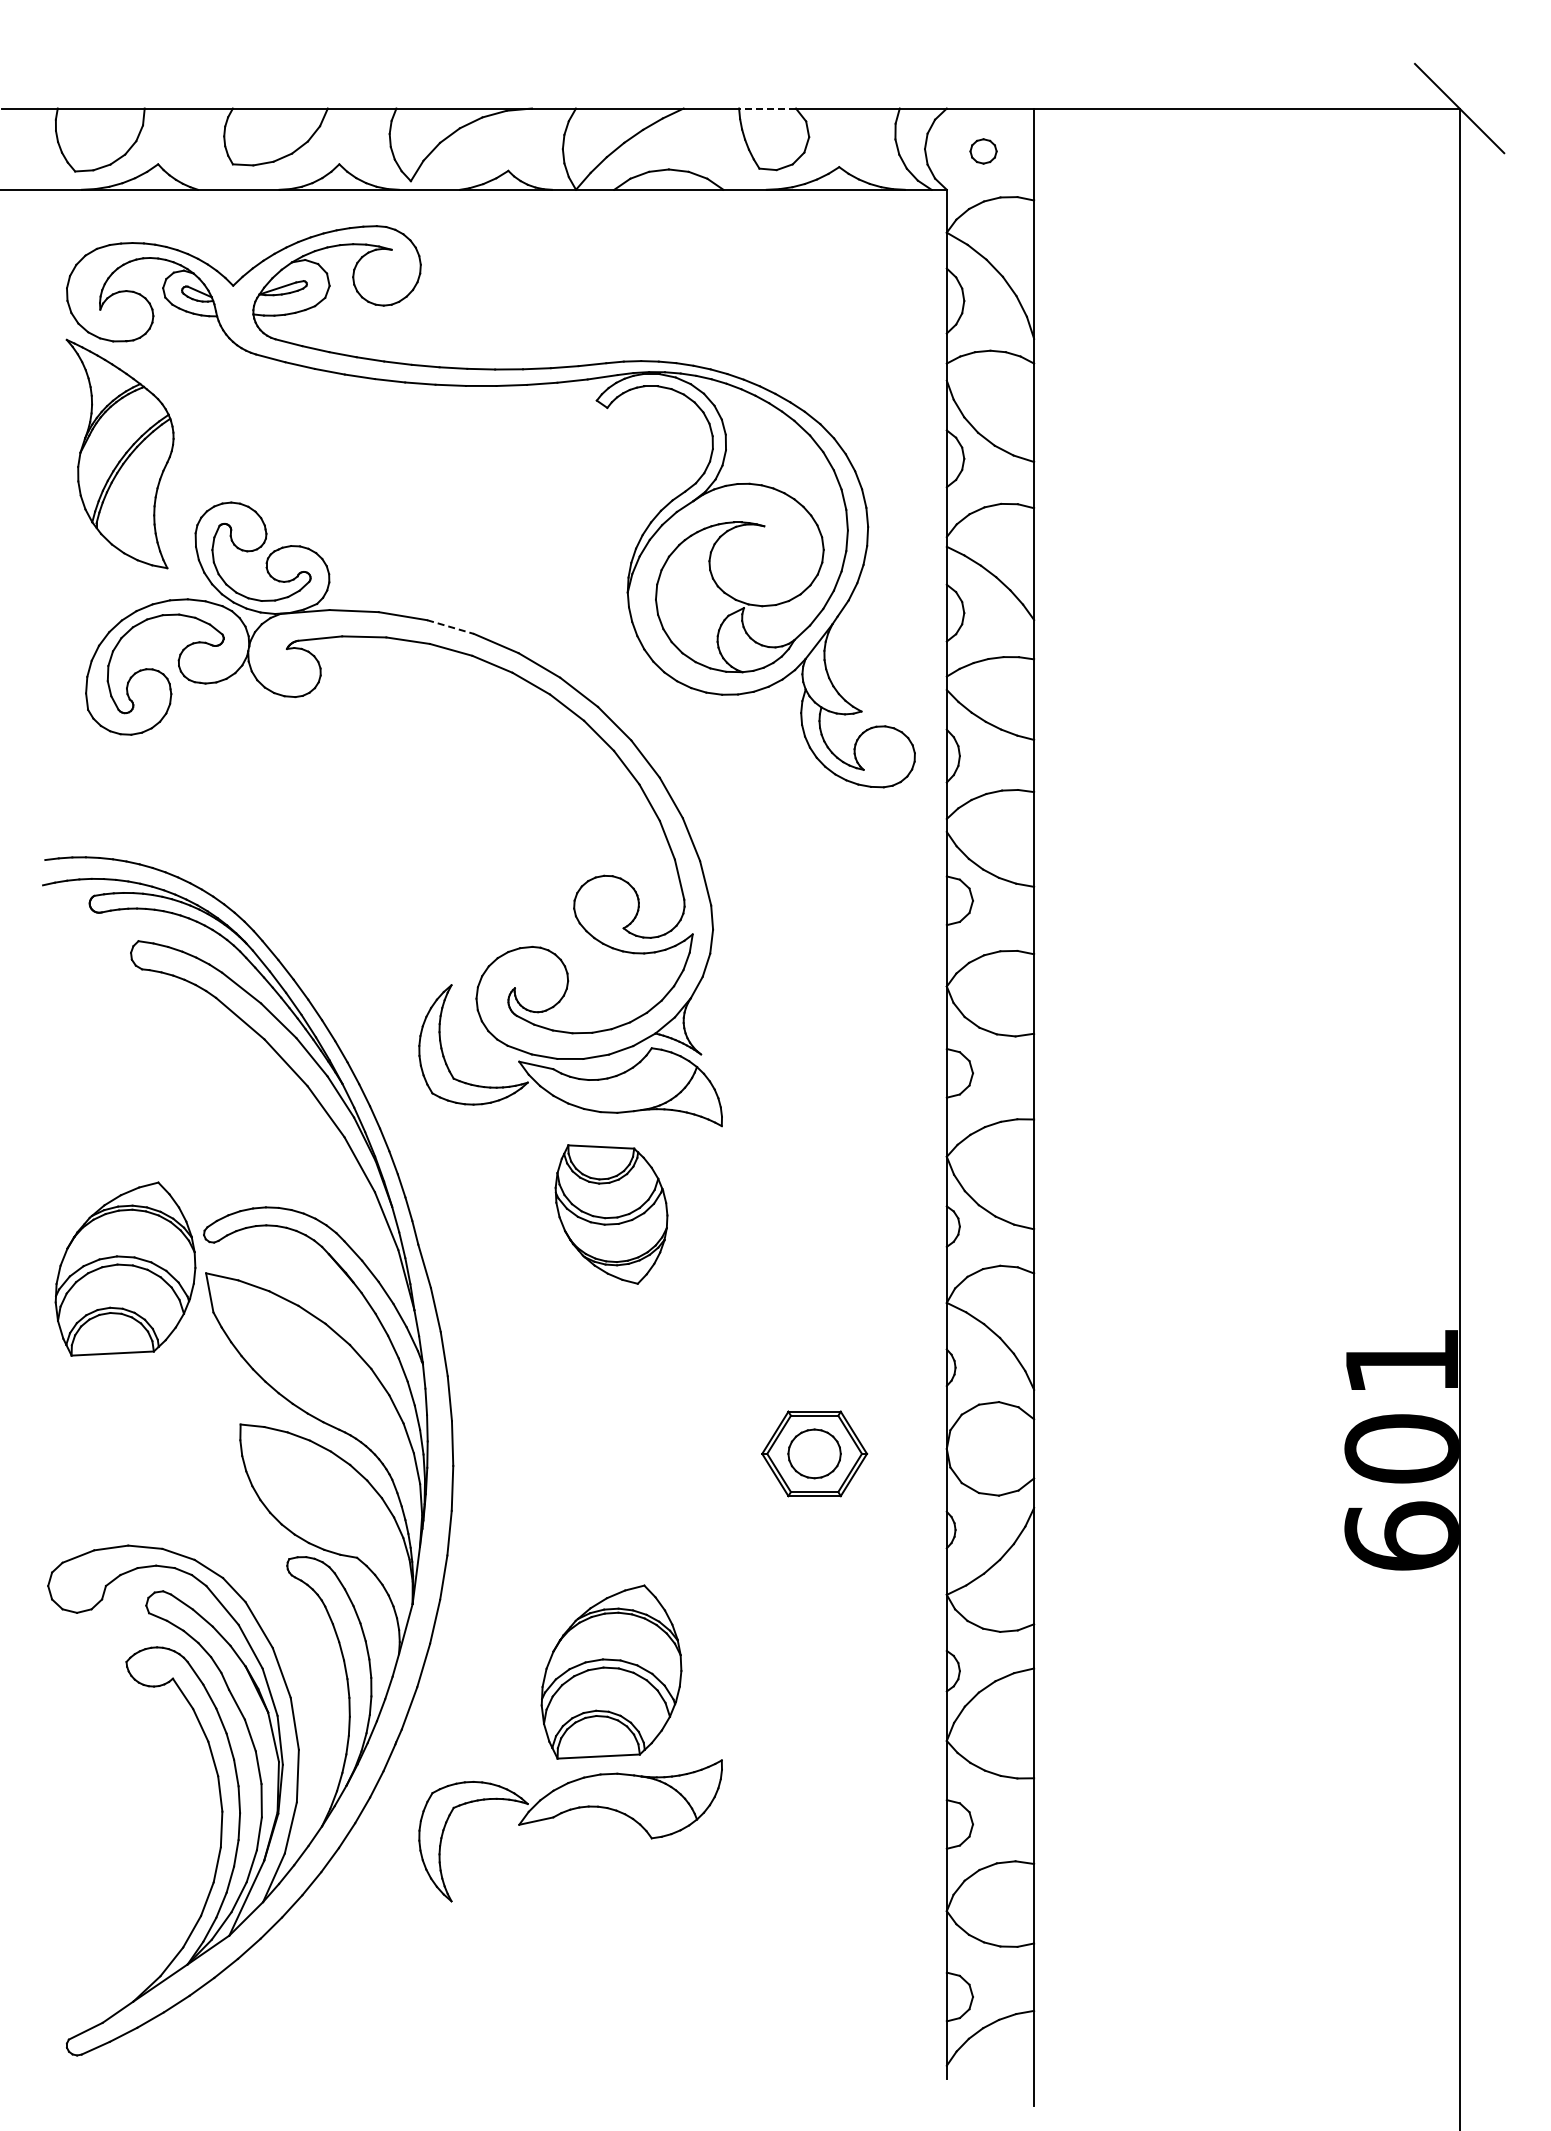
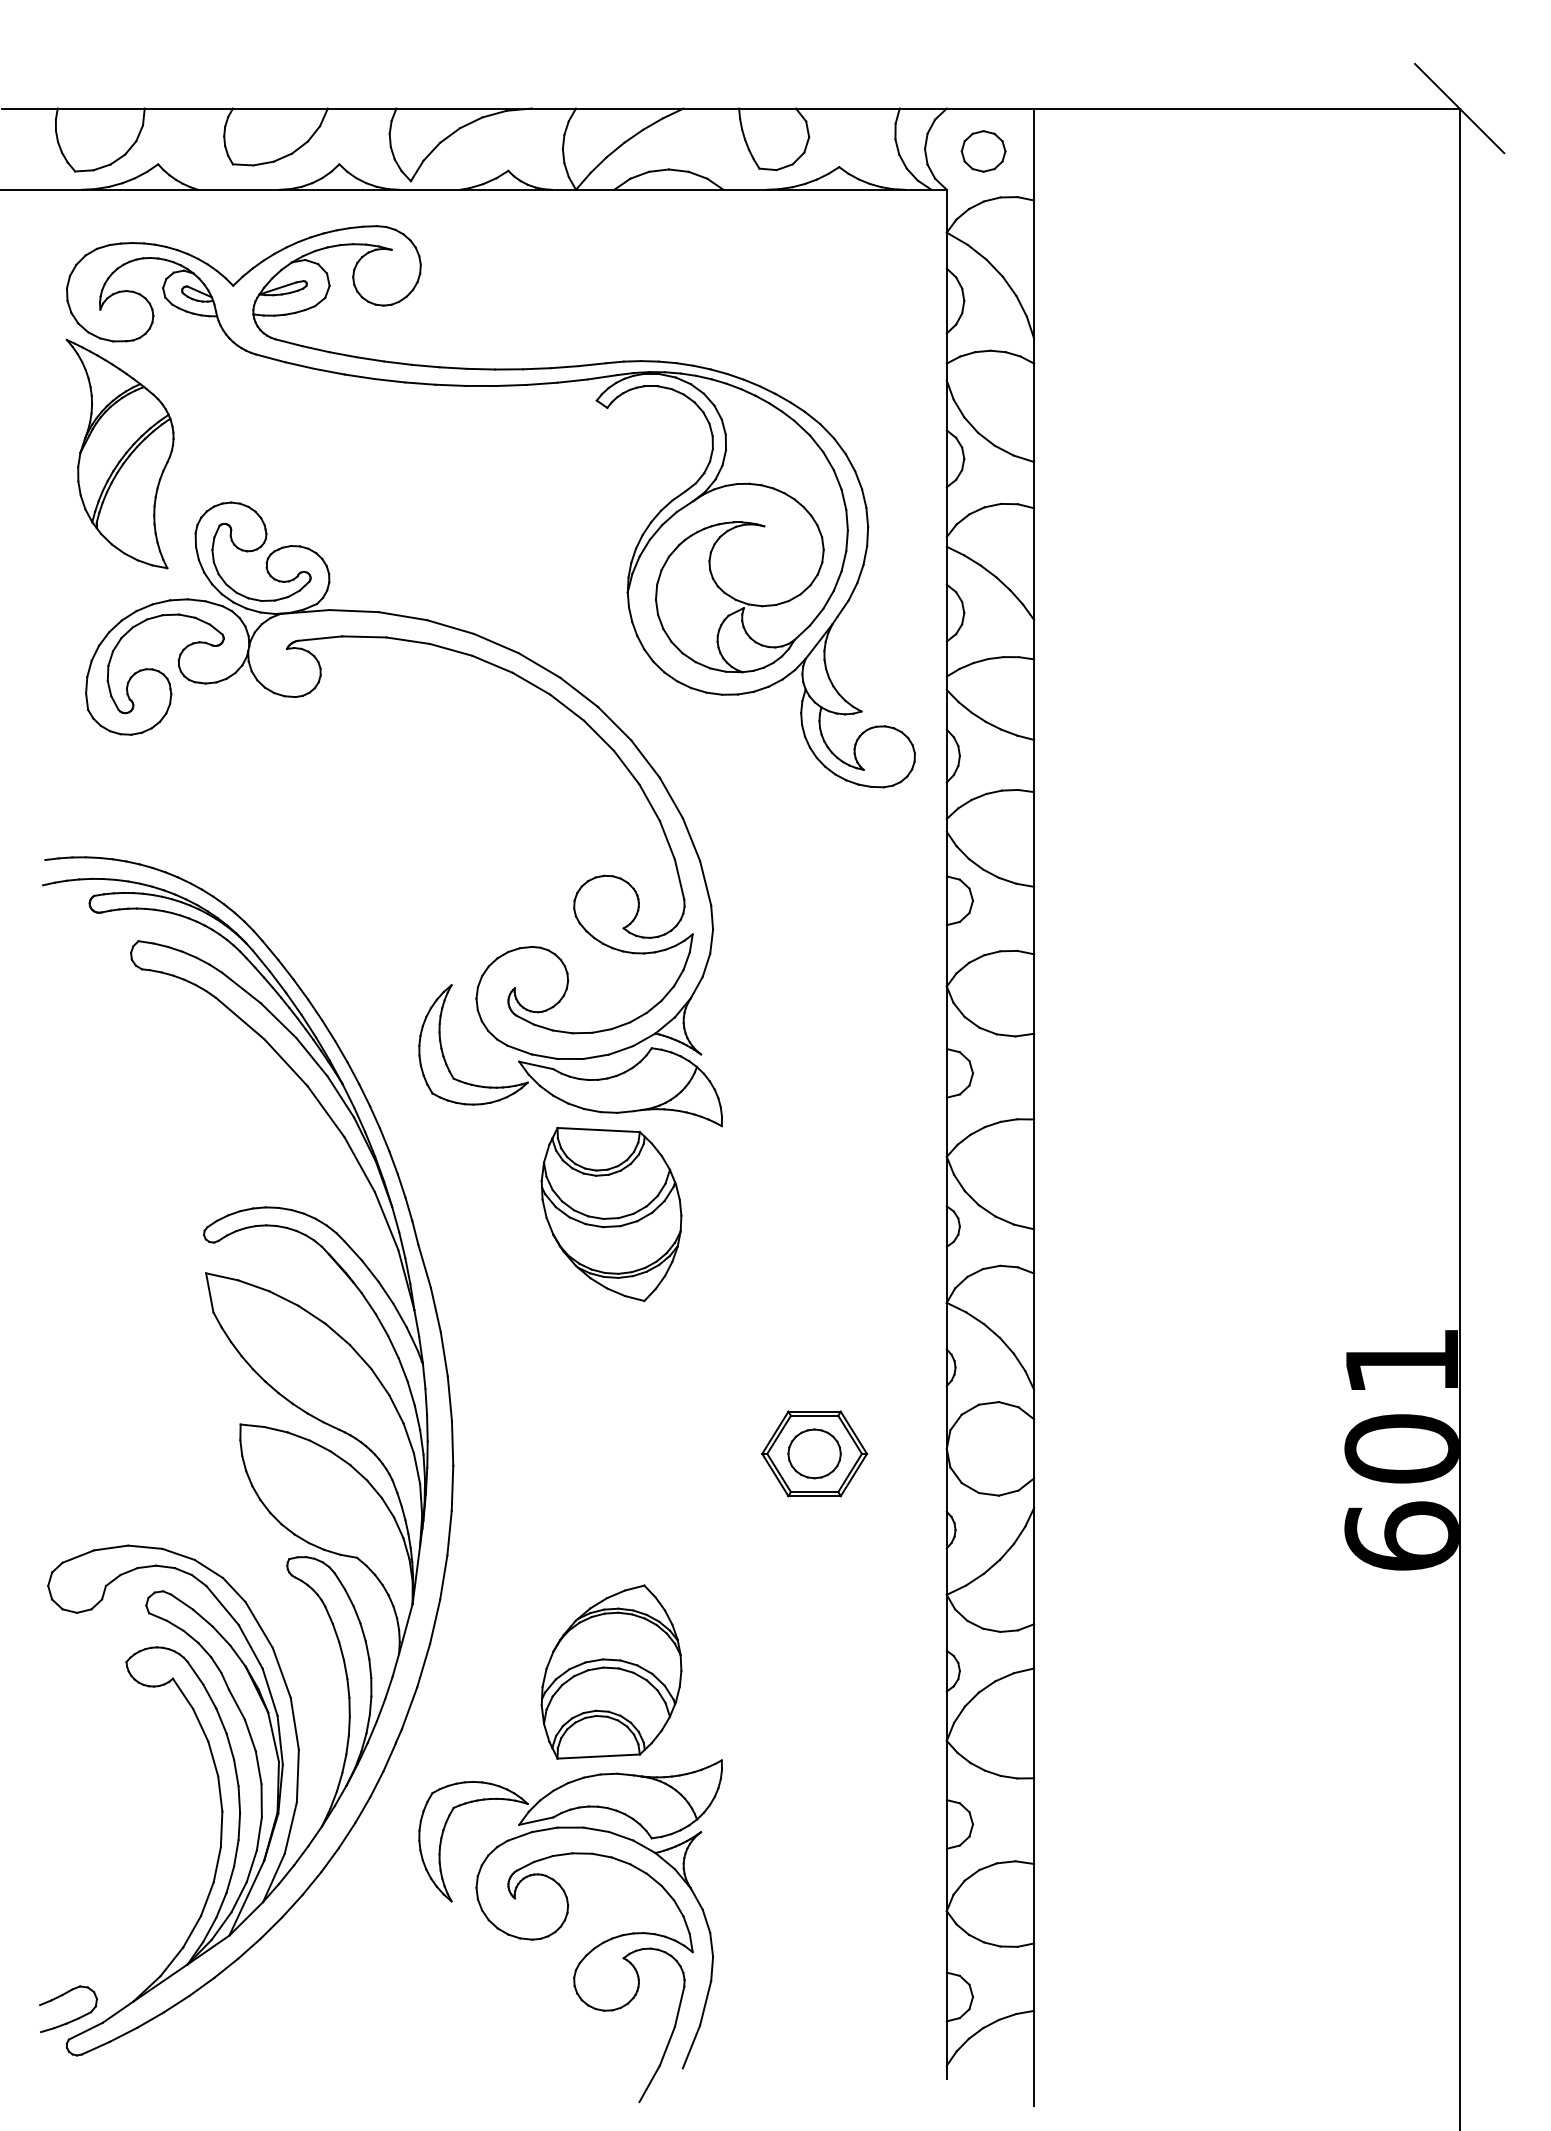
line: dashed -> solid (767, 108)
part size: 29x27 px -> 47x43 px (983, 151)
line: dashed -> solid (451, 627)
part size: 115x141 px -> 143x176 px (611, 1214)
part: present -> none (125, 1268)
part: none -> present (585, 1958)
part: none -> present (73, 2019)
